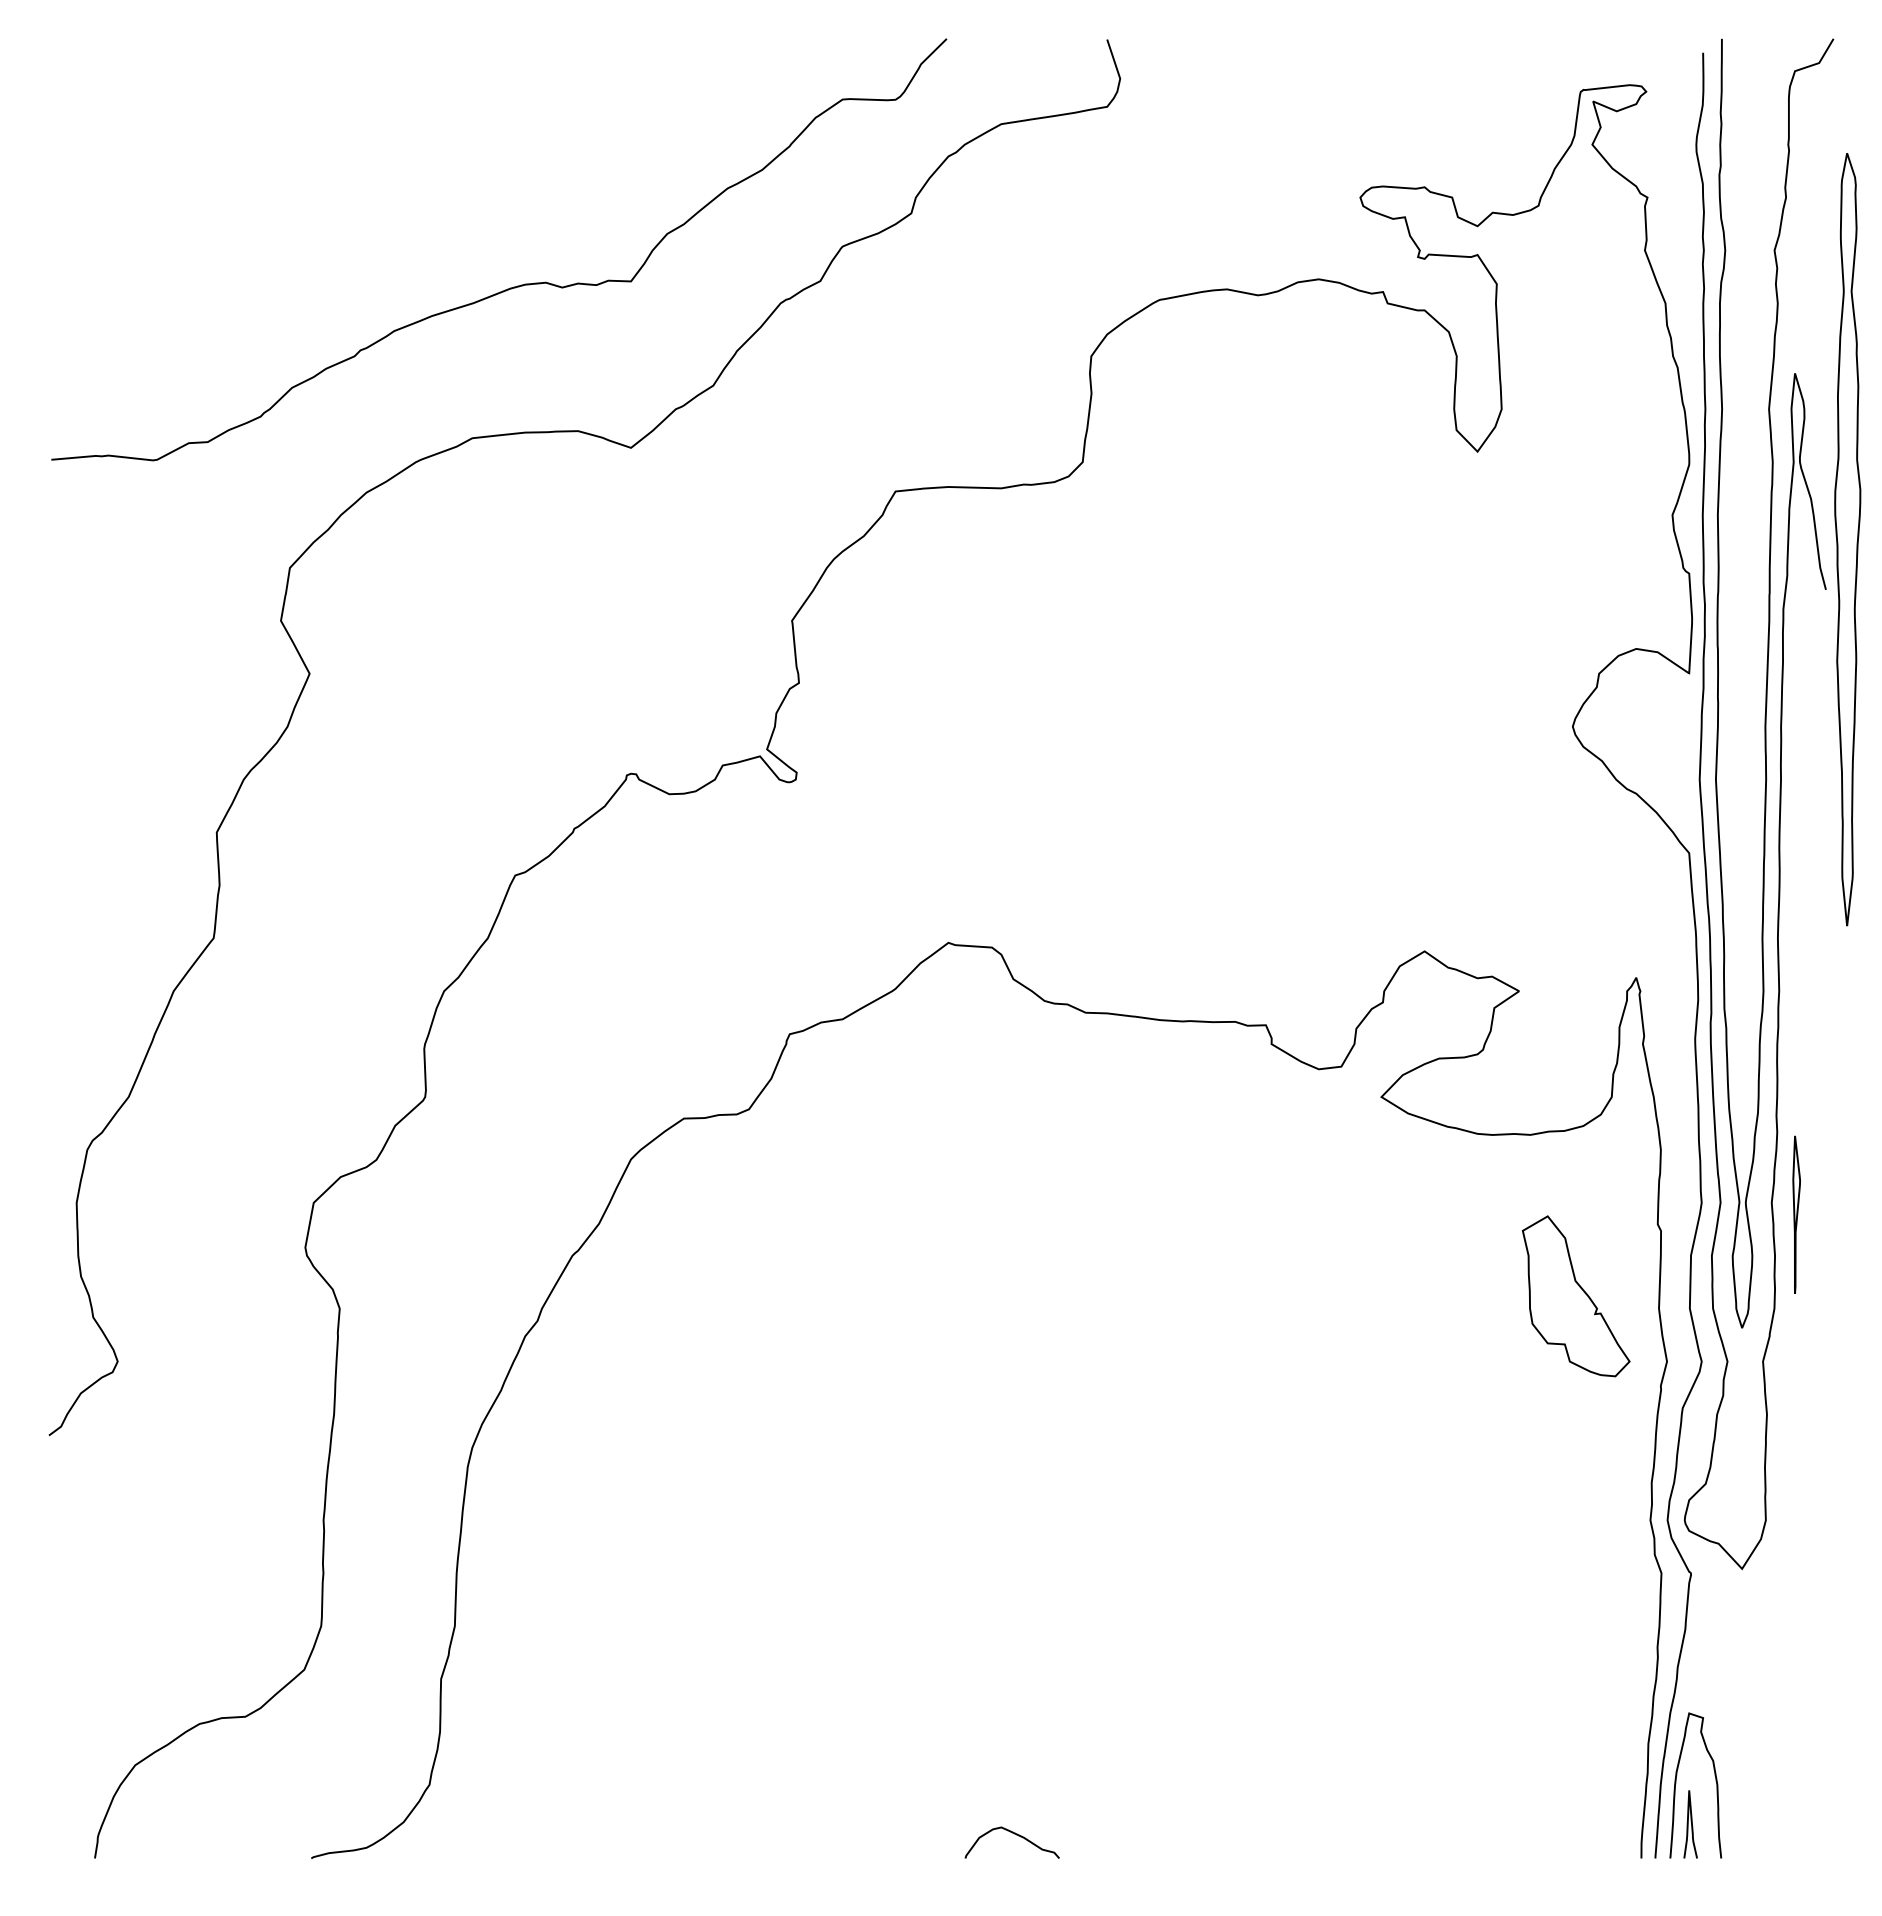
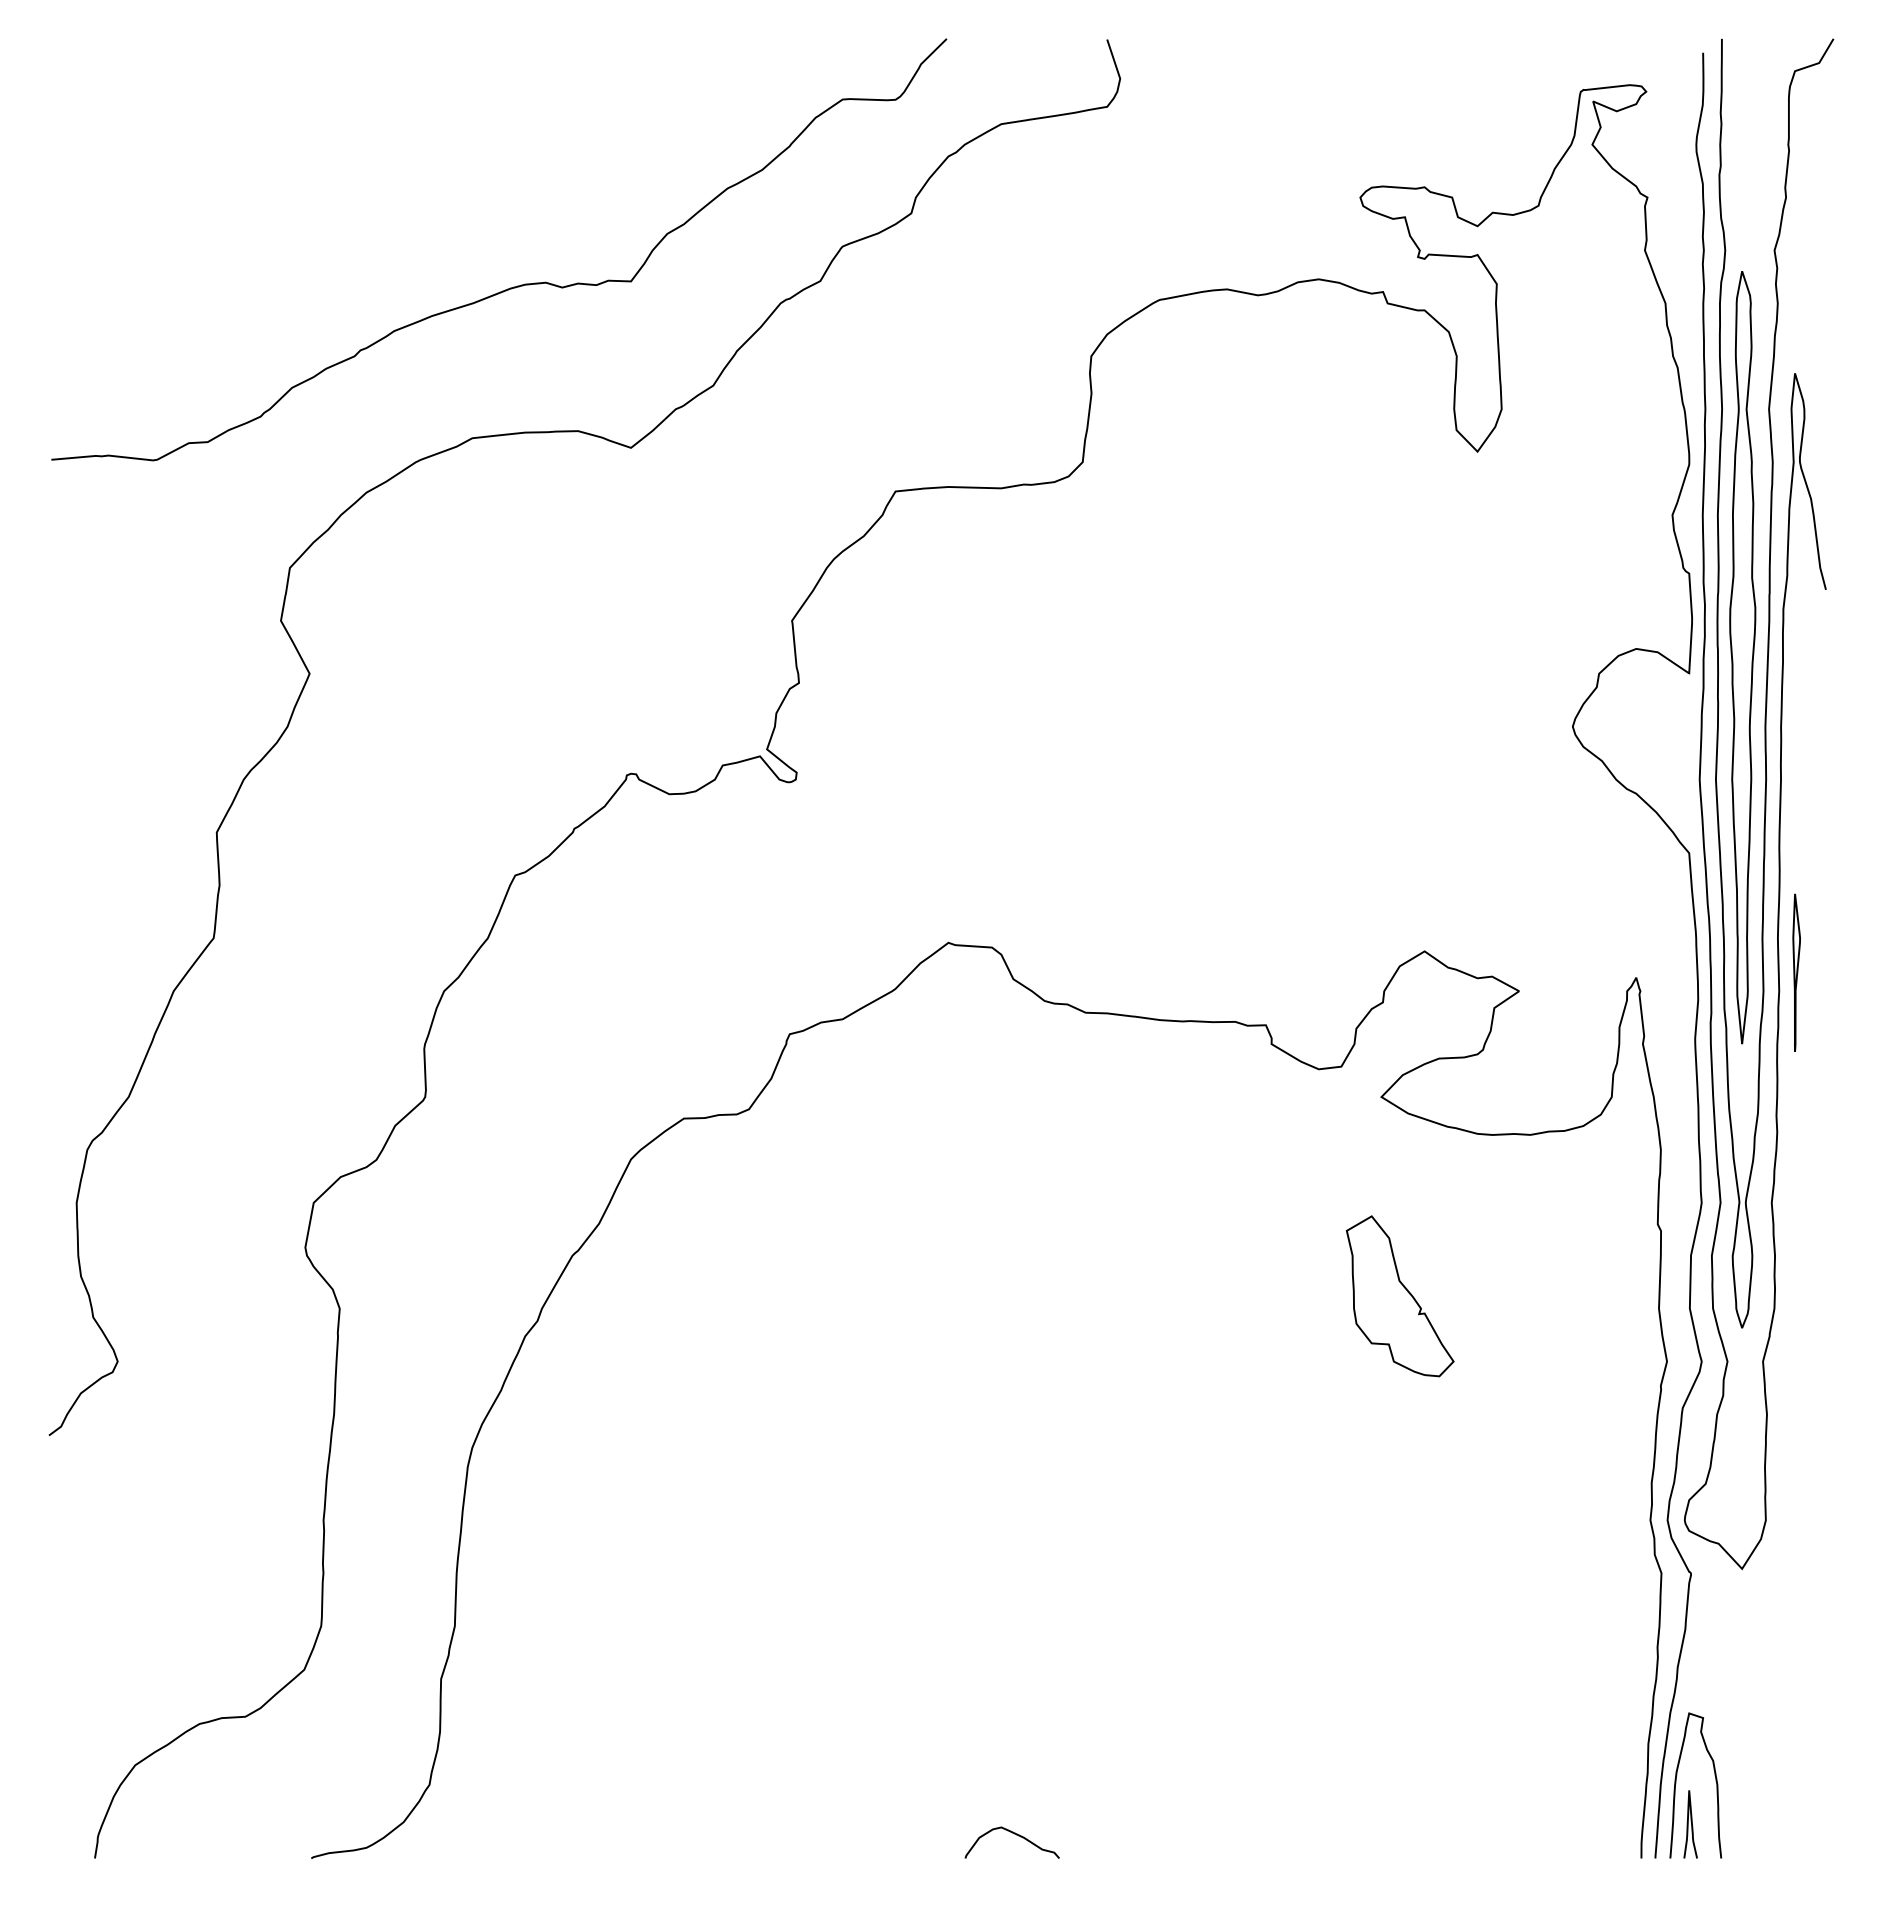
part position: (1847, 539) -> (1742, 657) (1742, 657)
part position: (1796, 1214) -> (1796, 972) (1796, 972)
part position: (1575, 1296) -> (1399, 1296) (1399, 1296)
